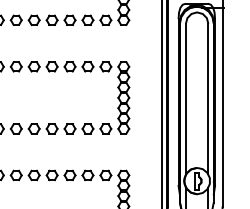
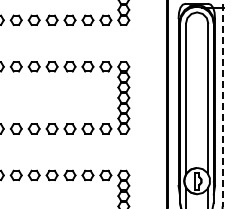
line: present -> none (161, 103)
line: solid -> dashed (222, 104)
